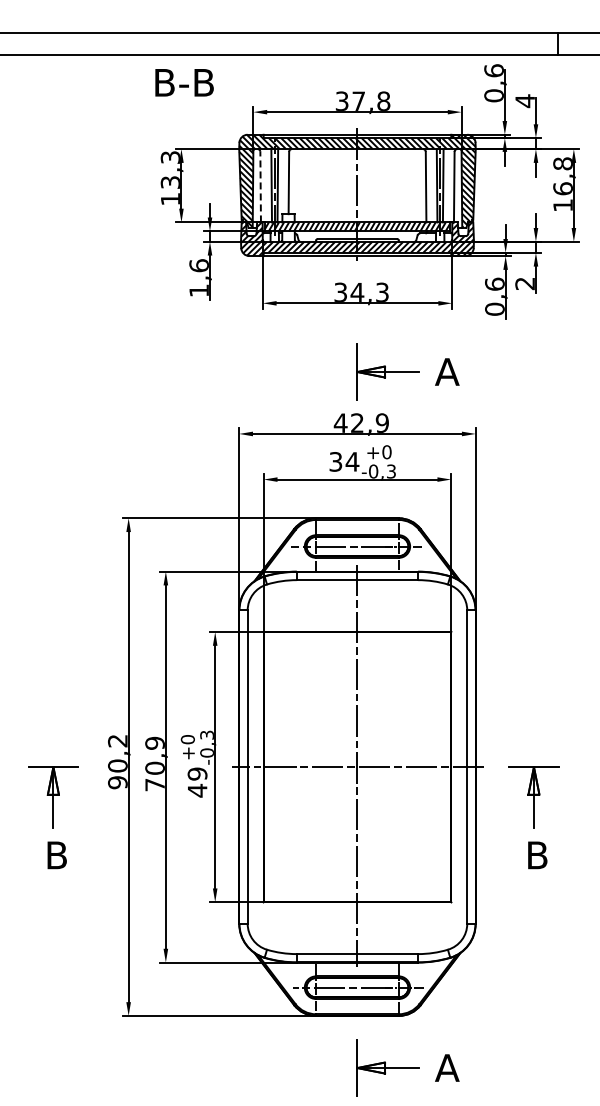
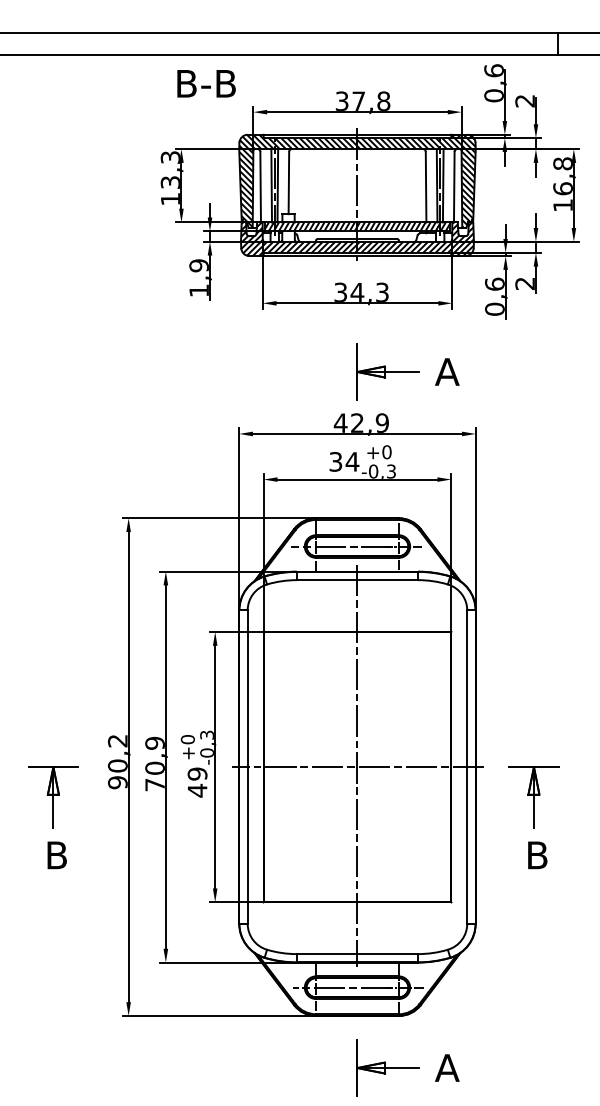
text position: (184, 82) -> (206, 83) (206, 83)
text: 4 -> 2 (524, 101)
line: dashed -> solid (260, 186)
text: 1,6 -> 1,9 (198, 265)
